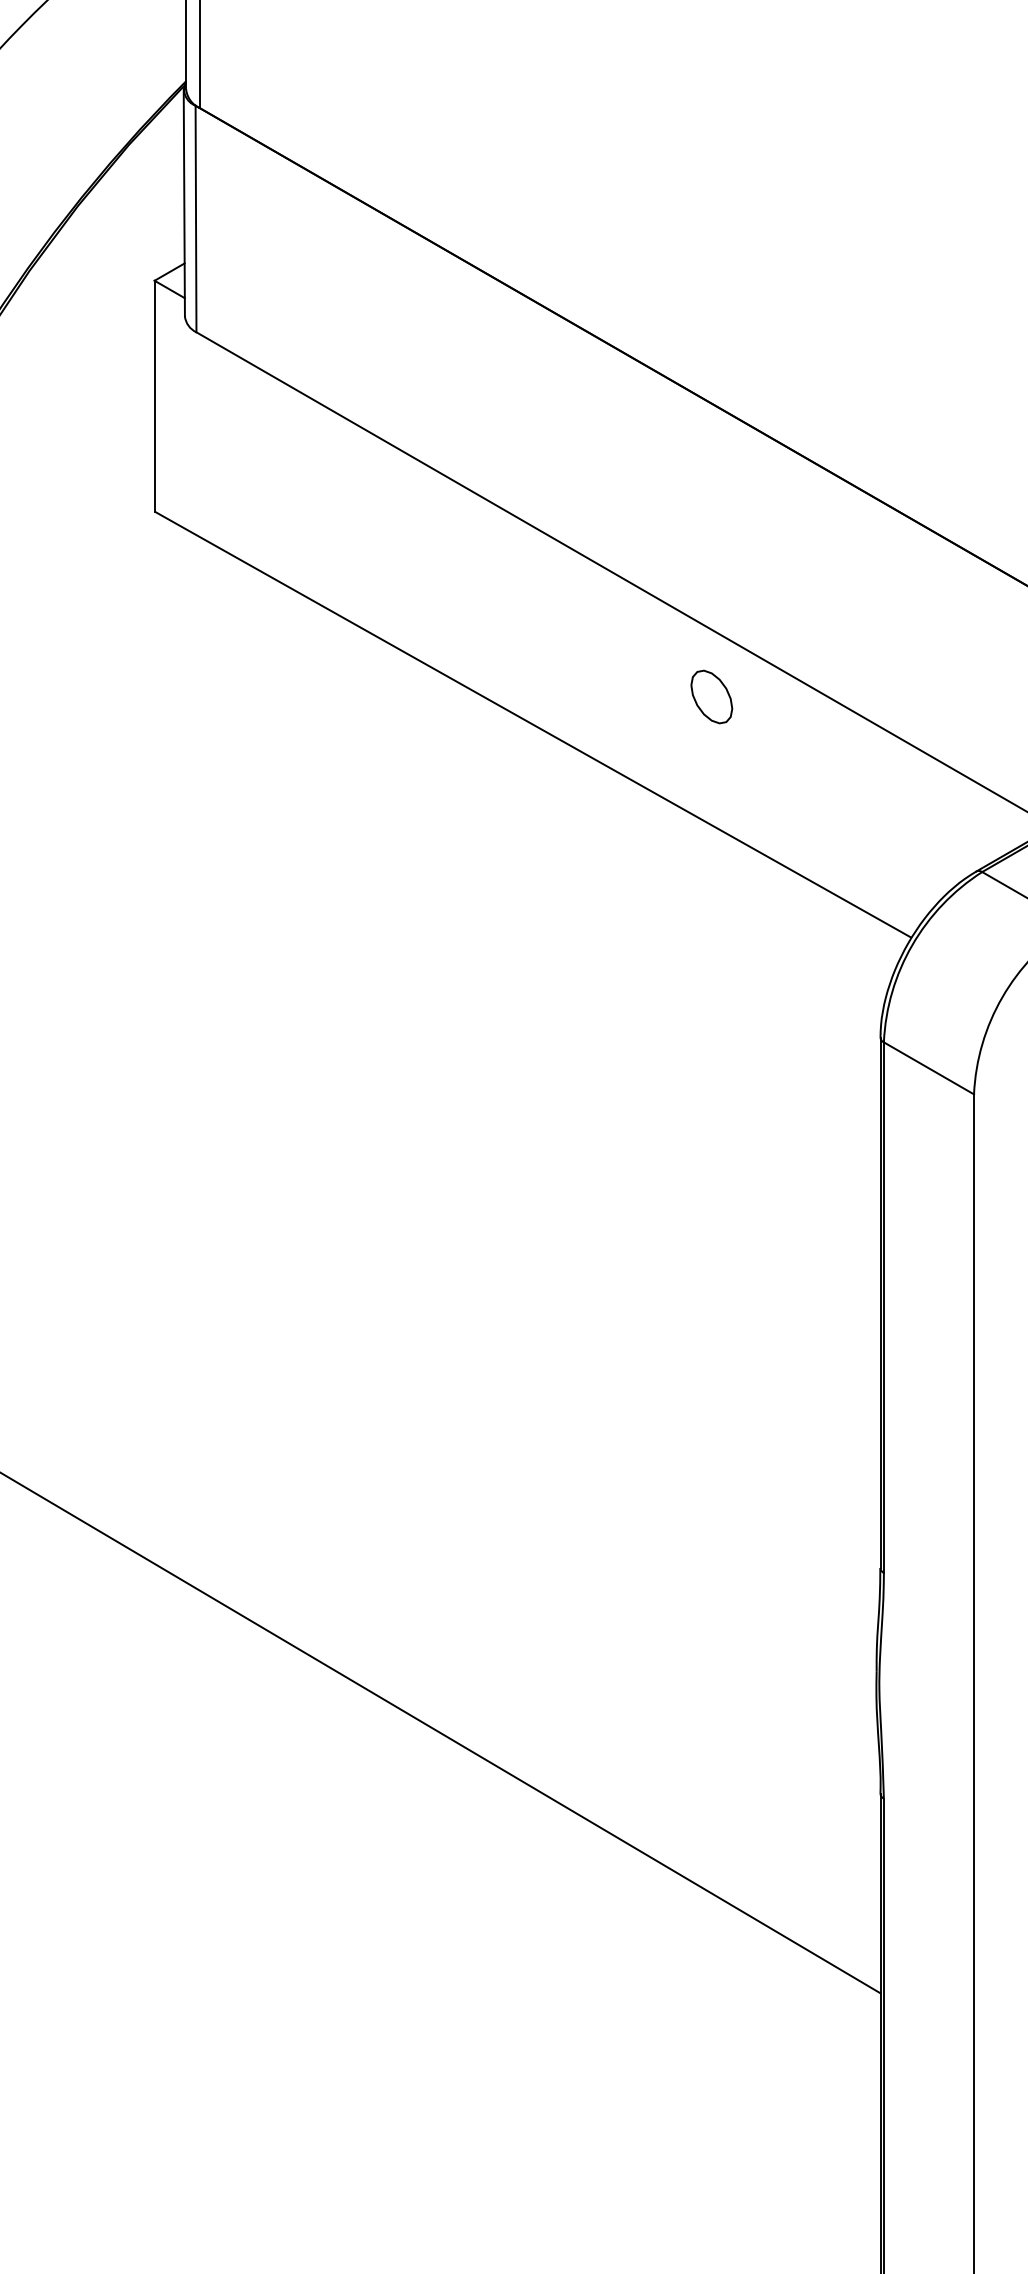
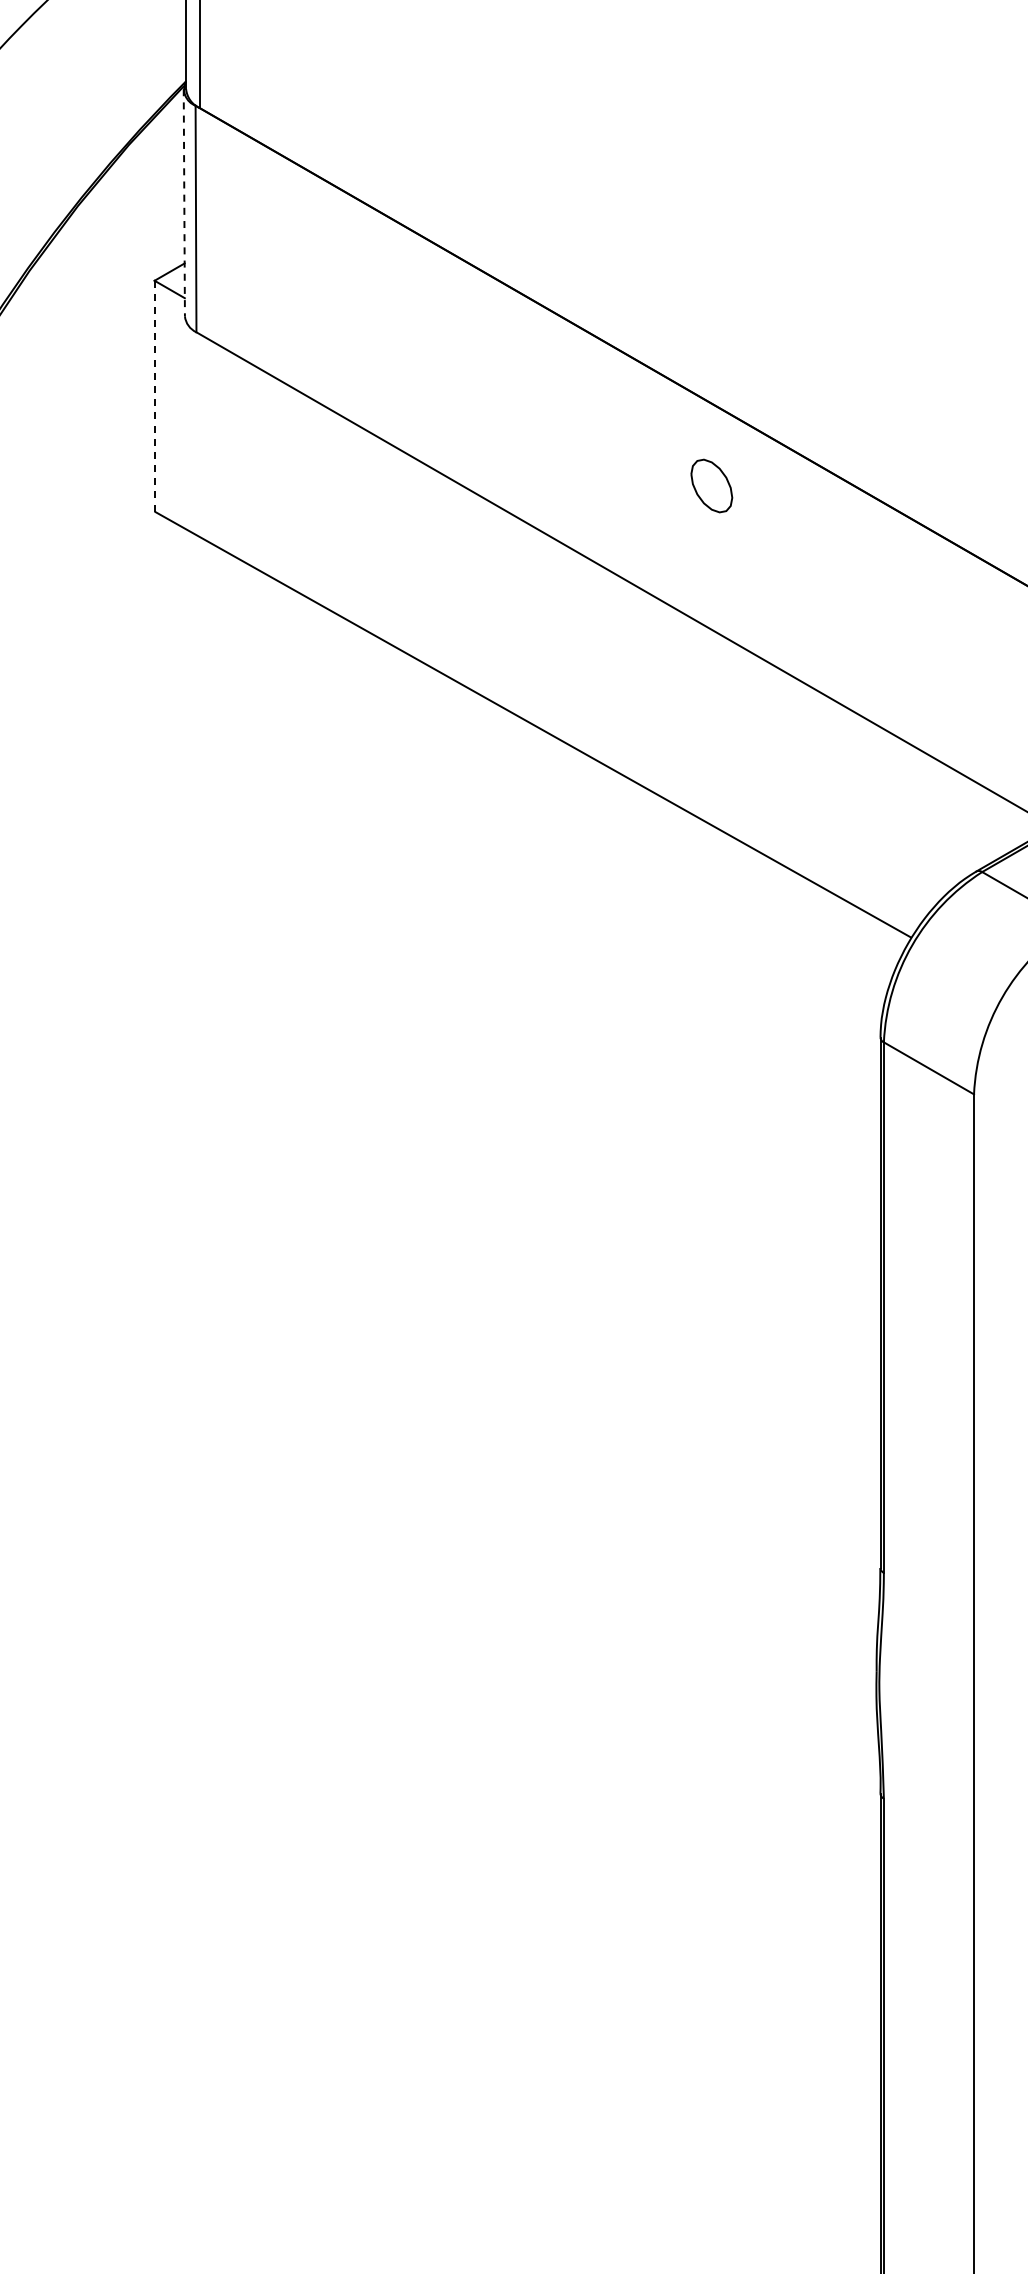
line: solid -> dashed (184, 202)
line: solid -> dashed (154, 395)
part position: (711, 696) -> (711, 485) (711, 485)
line: present -> none (441, 1733)
